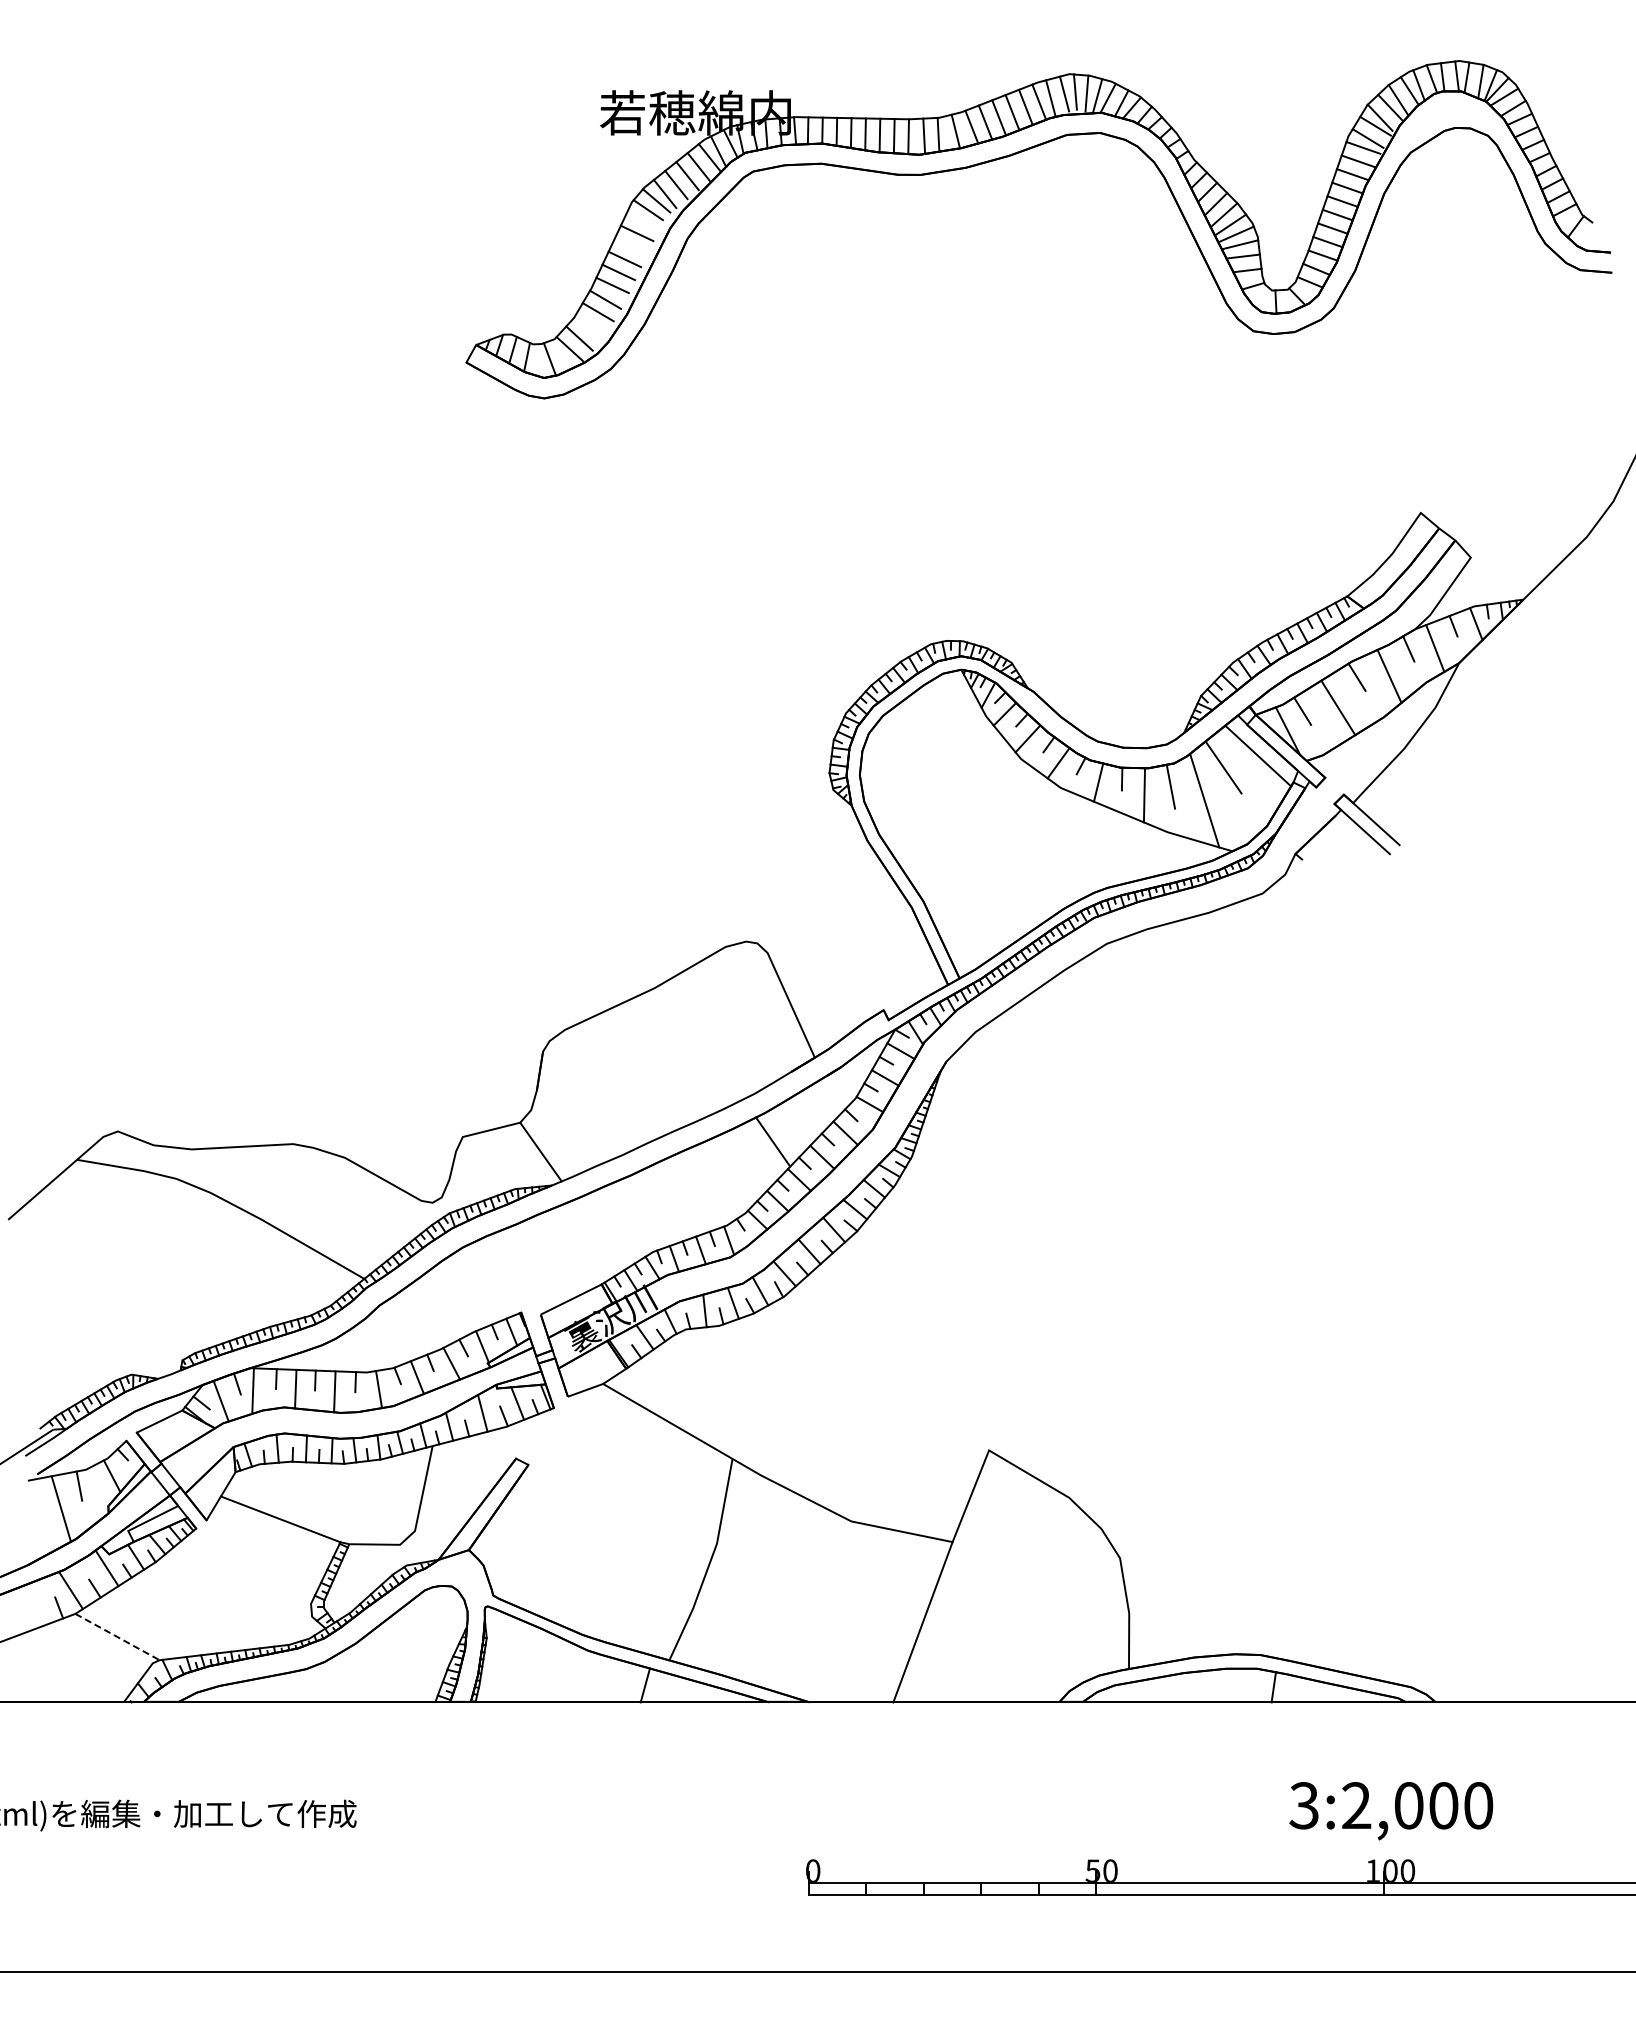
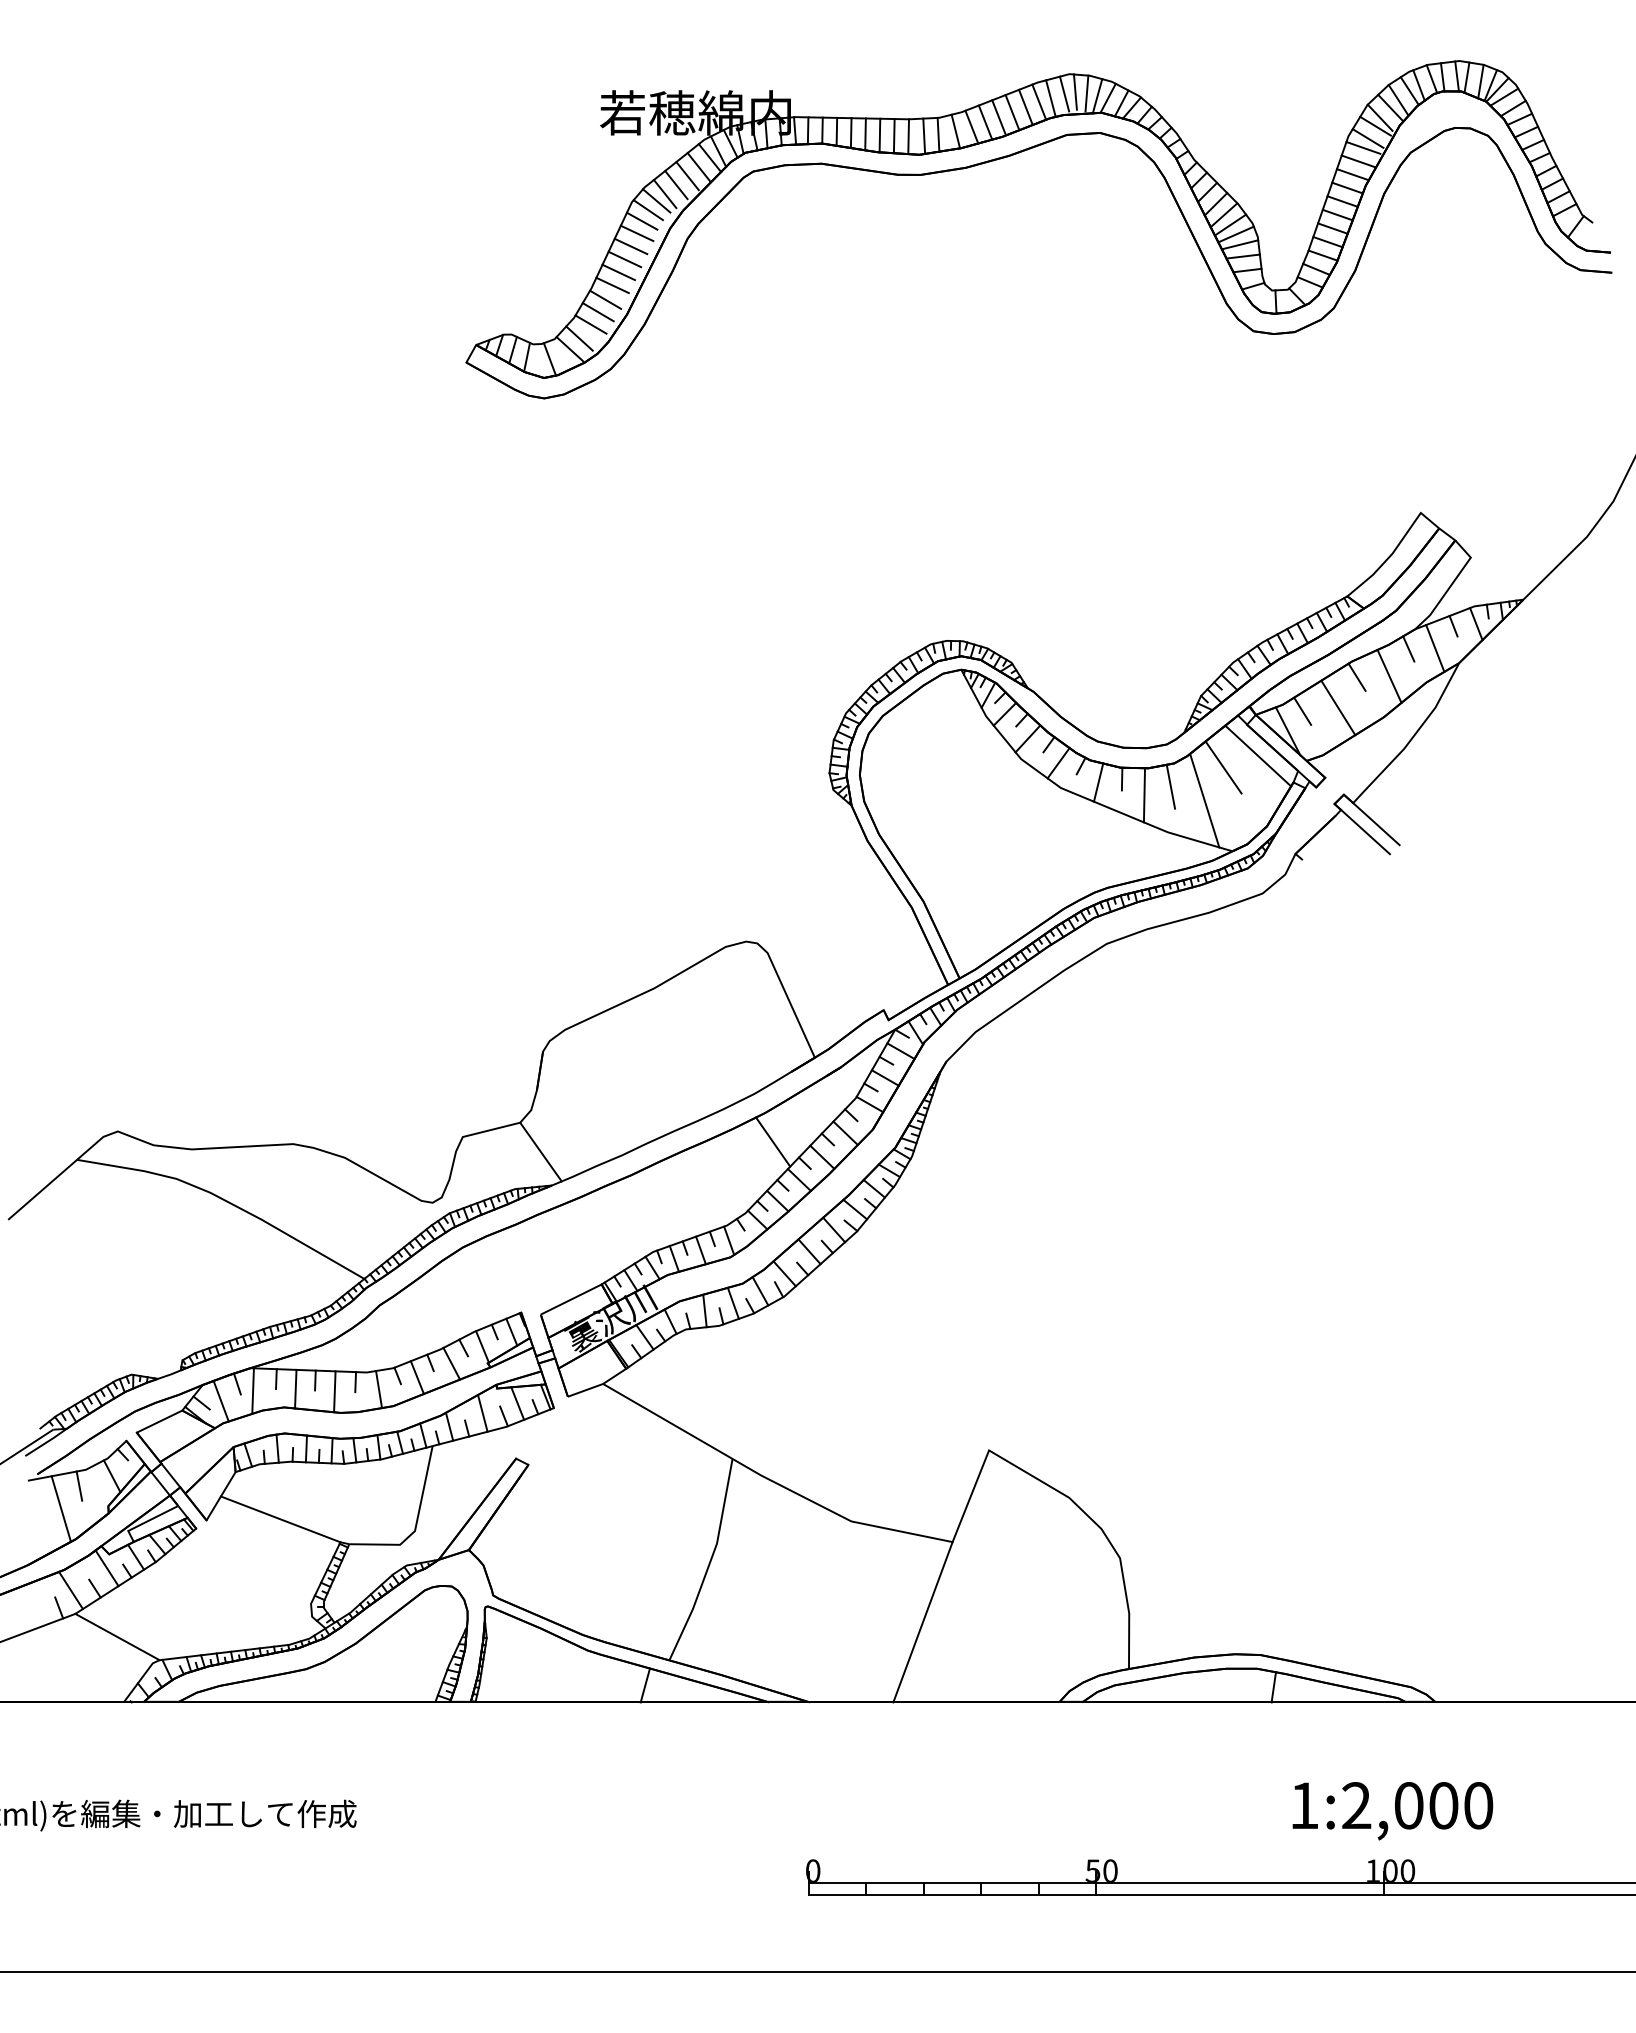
line: none -> present (641, 220)
line: none -> present (630, 246)
line: none -> present (590, 324)
line: dashed -> solid (117, 1637)
text: 3:2,000 -> 1:2,000 (1303, 1805)
